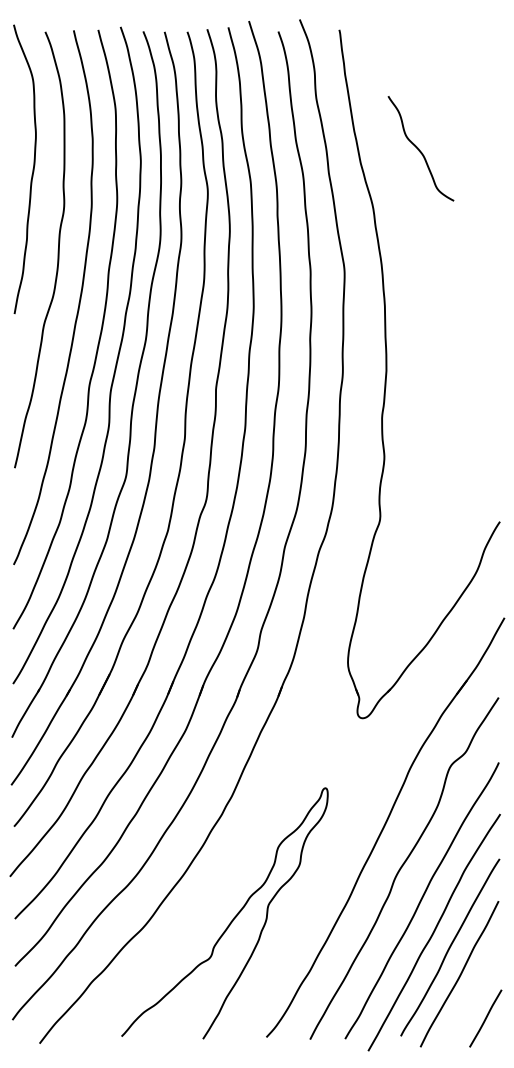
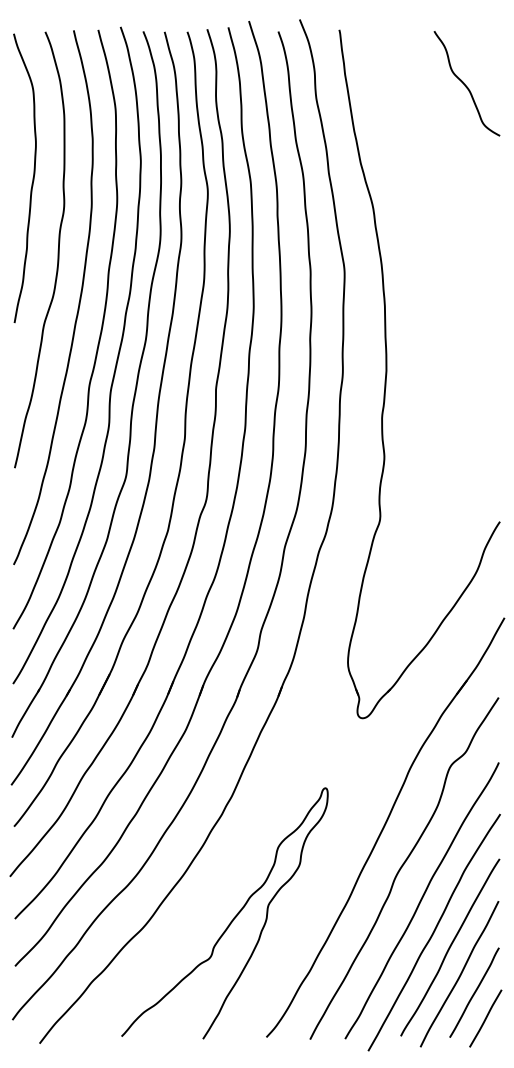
curve position: (419, 149) -> (465, 84) (465, 84)
curve position: (32, 169) -> (32, 178) (32, 178)
line: none -> present (474, 992)
